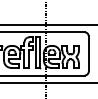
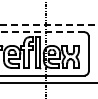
line: solid -> dashed (48, 25)
line: solid -> dashed (42, 32)
